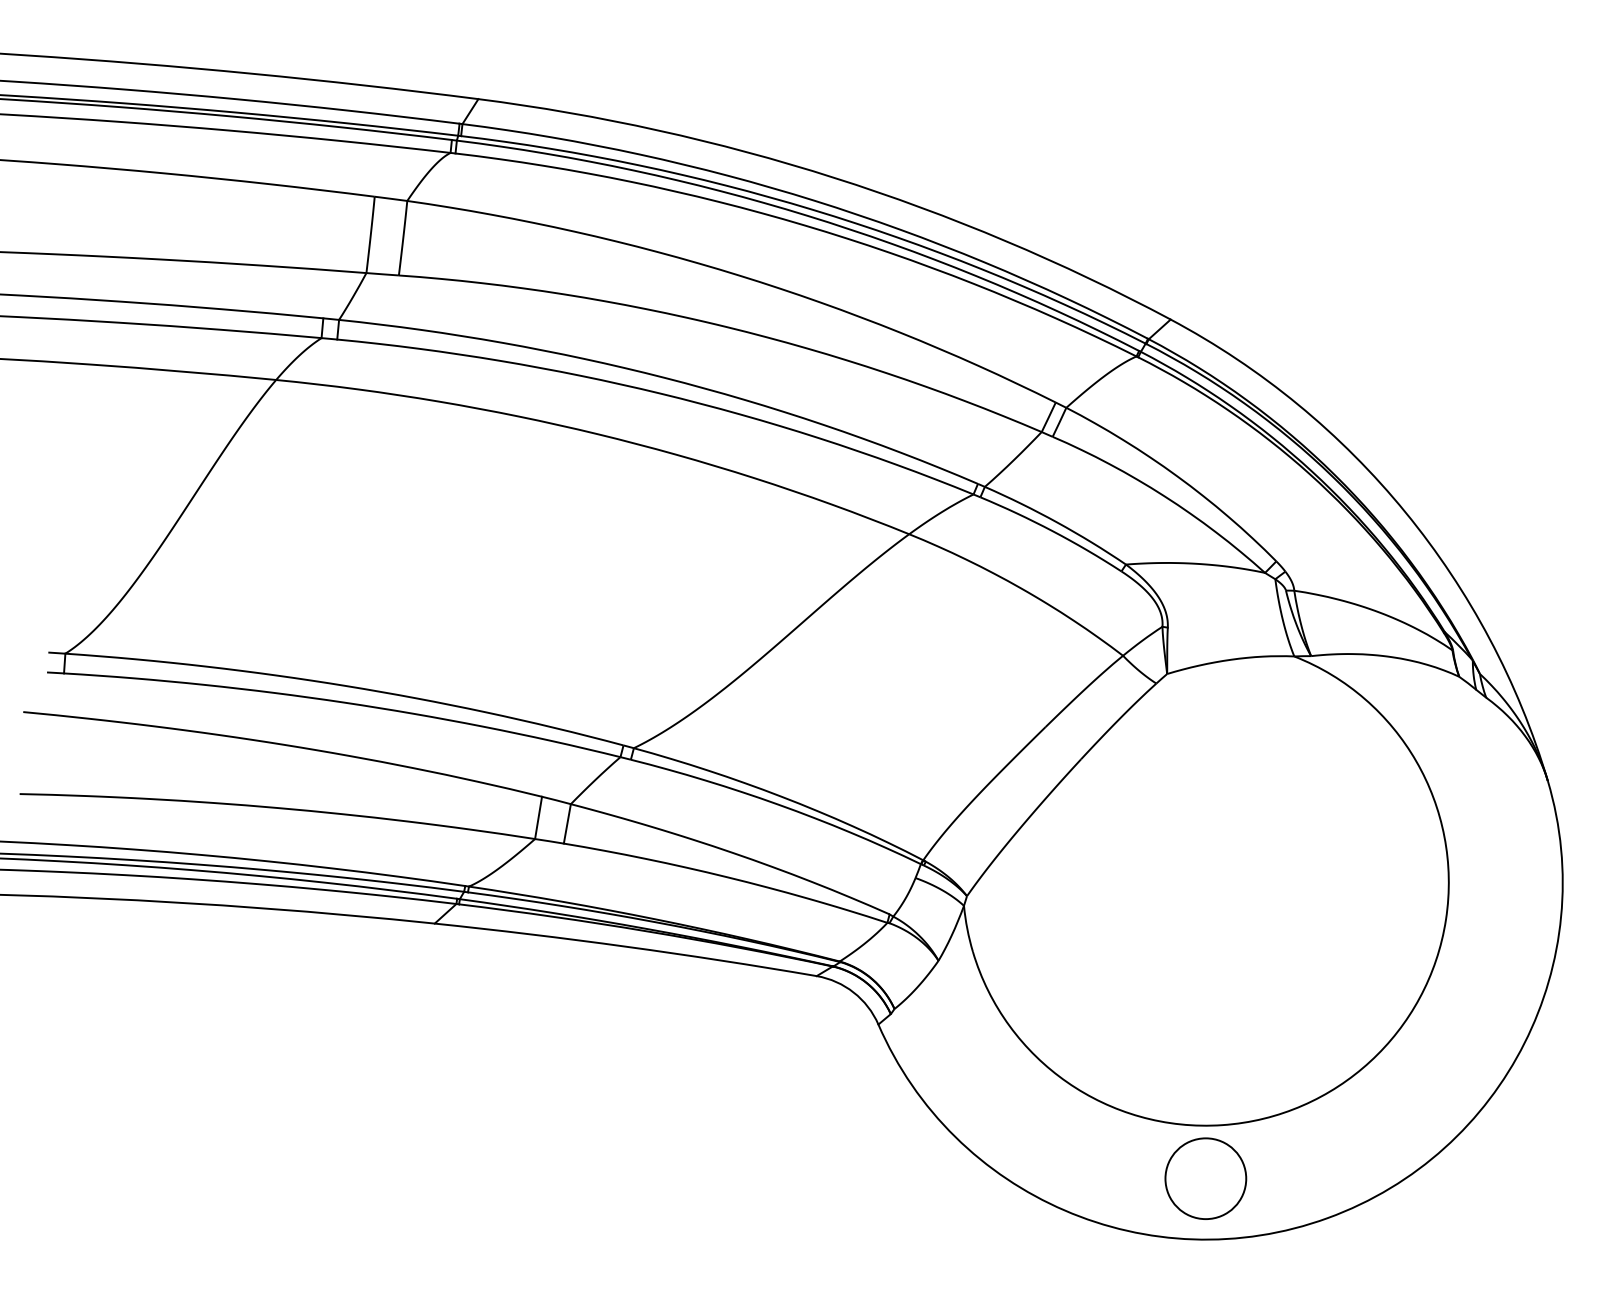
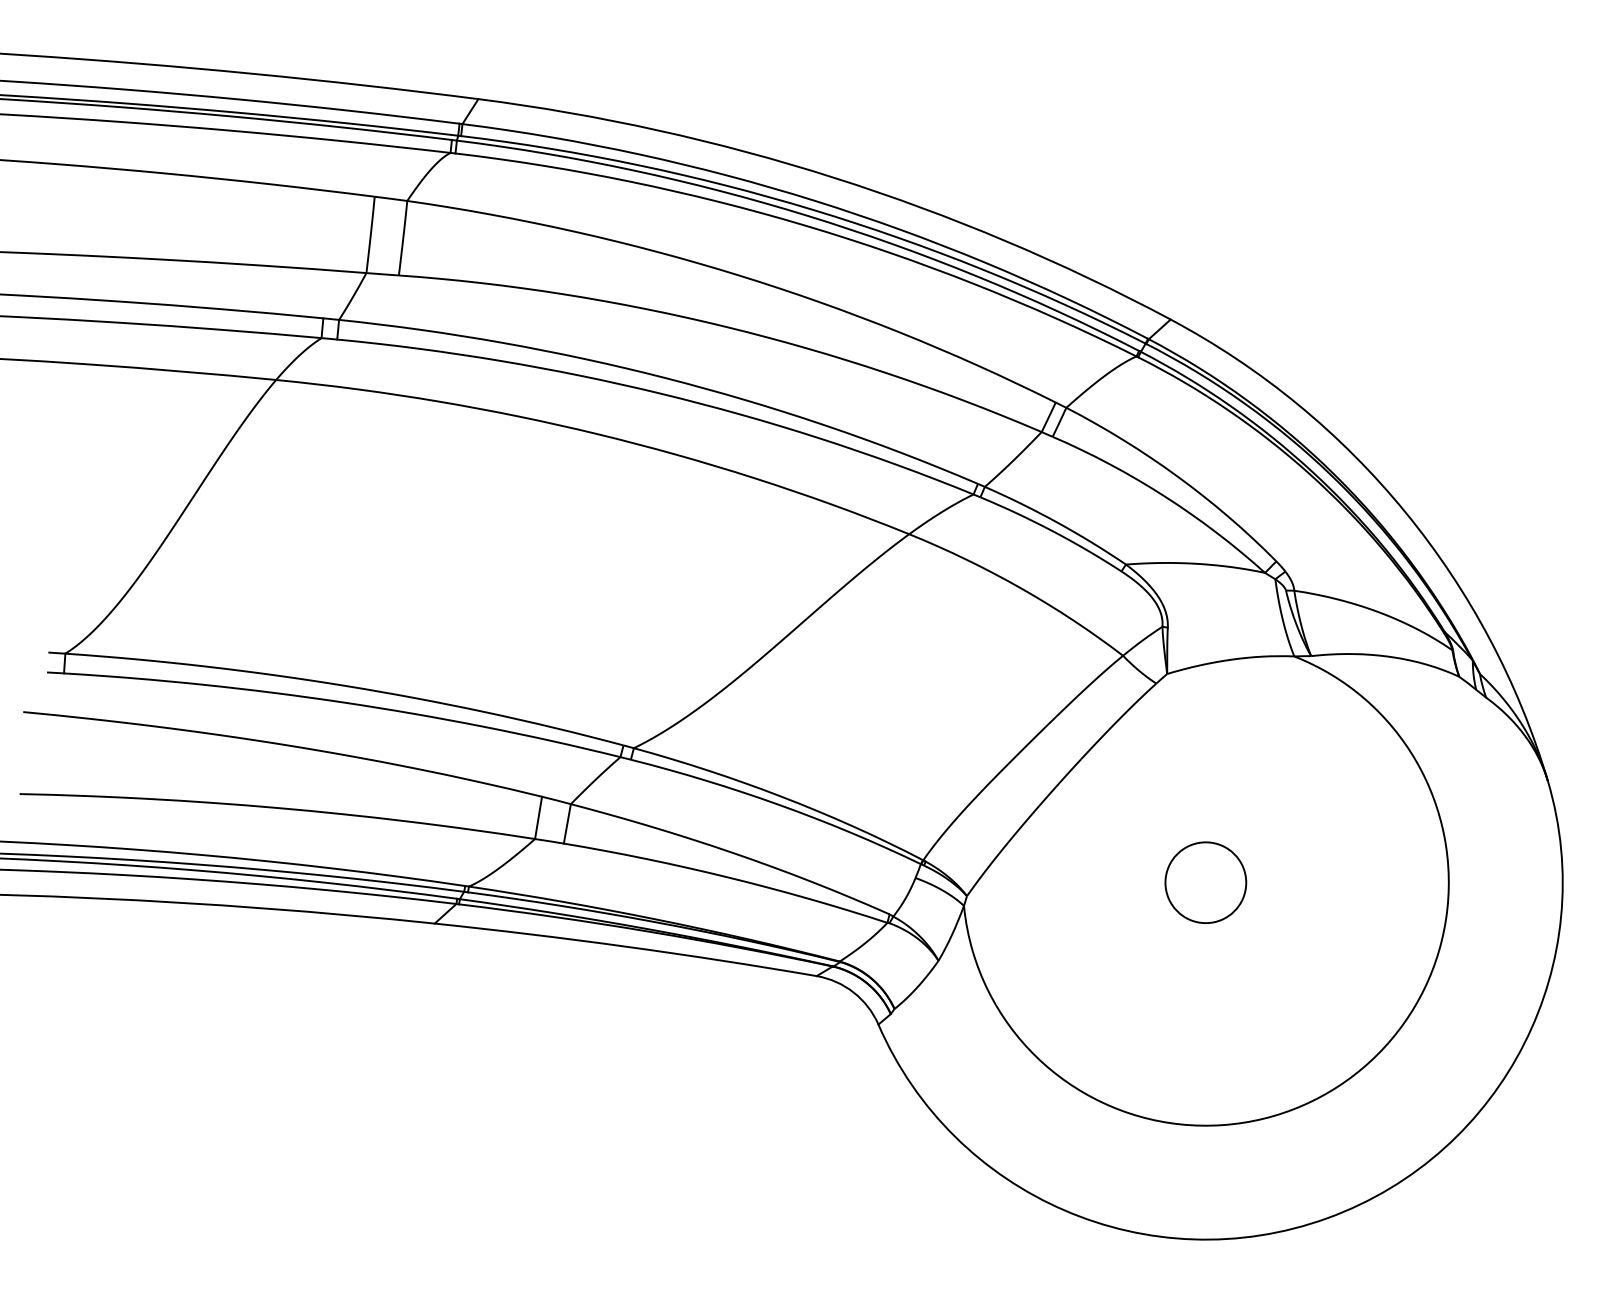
circle position: (1205, 1178) -> (1205, 882) (1205, 882)
